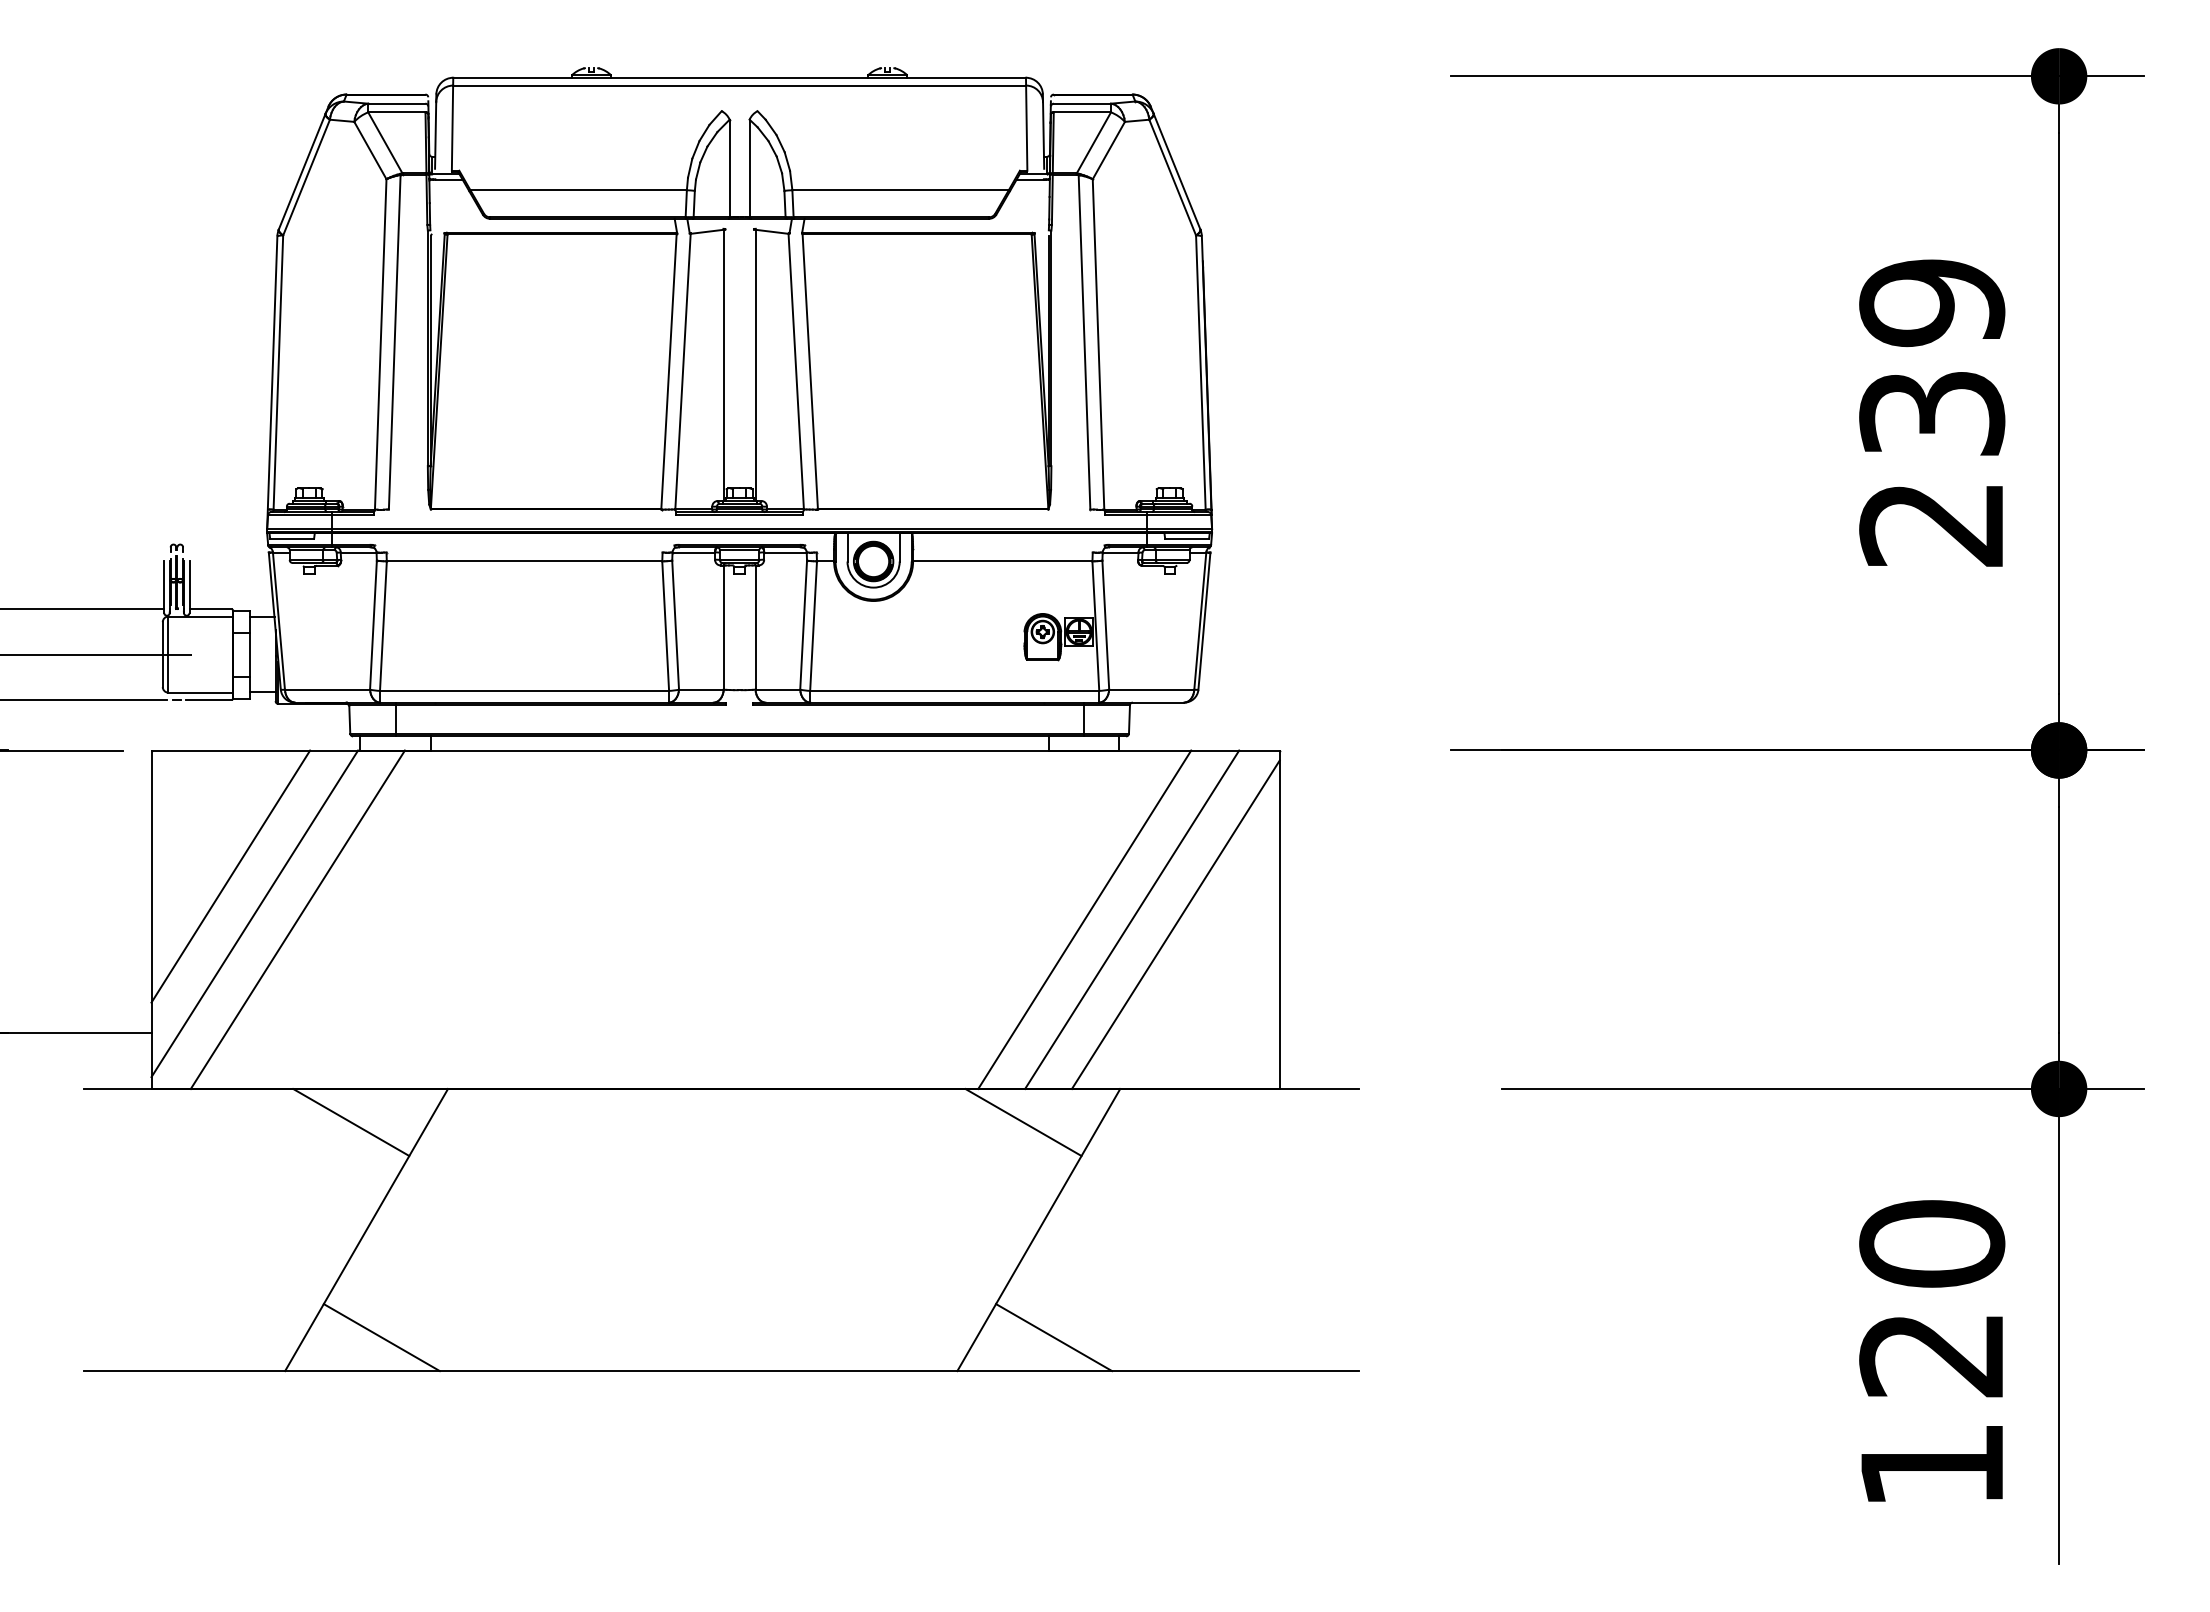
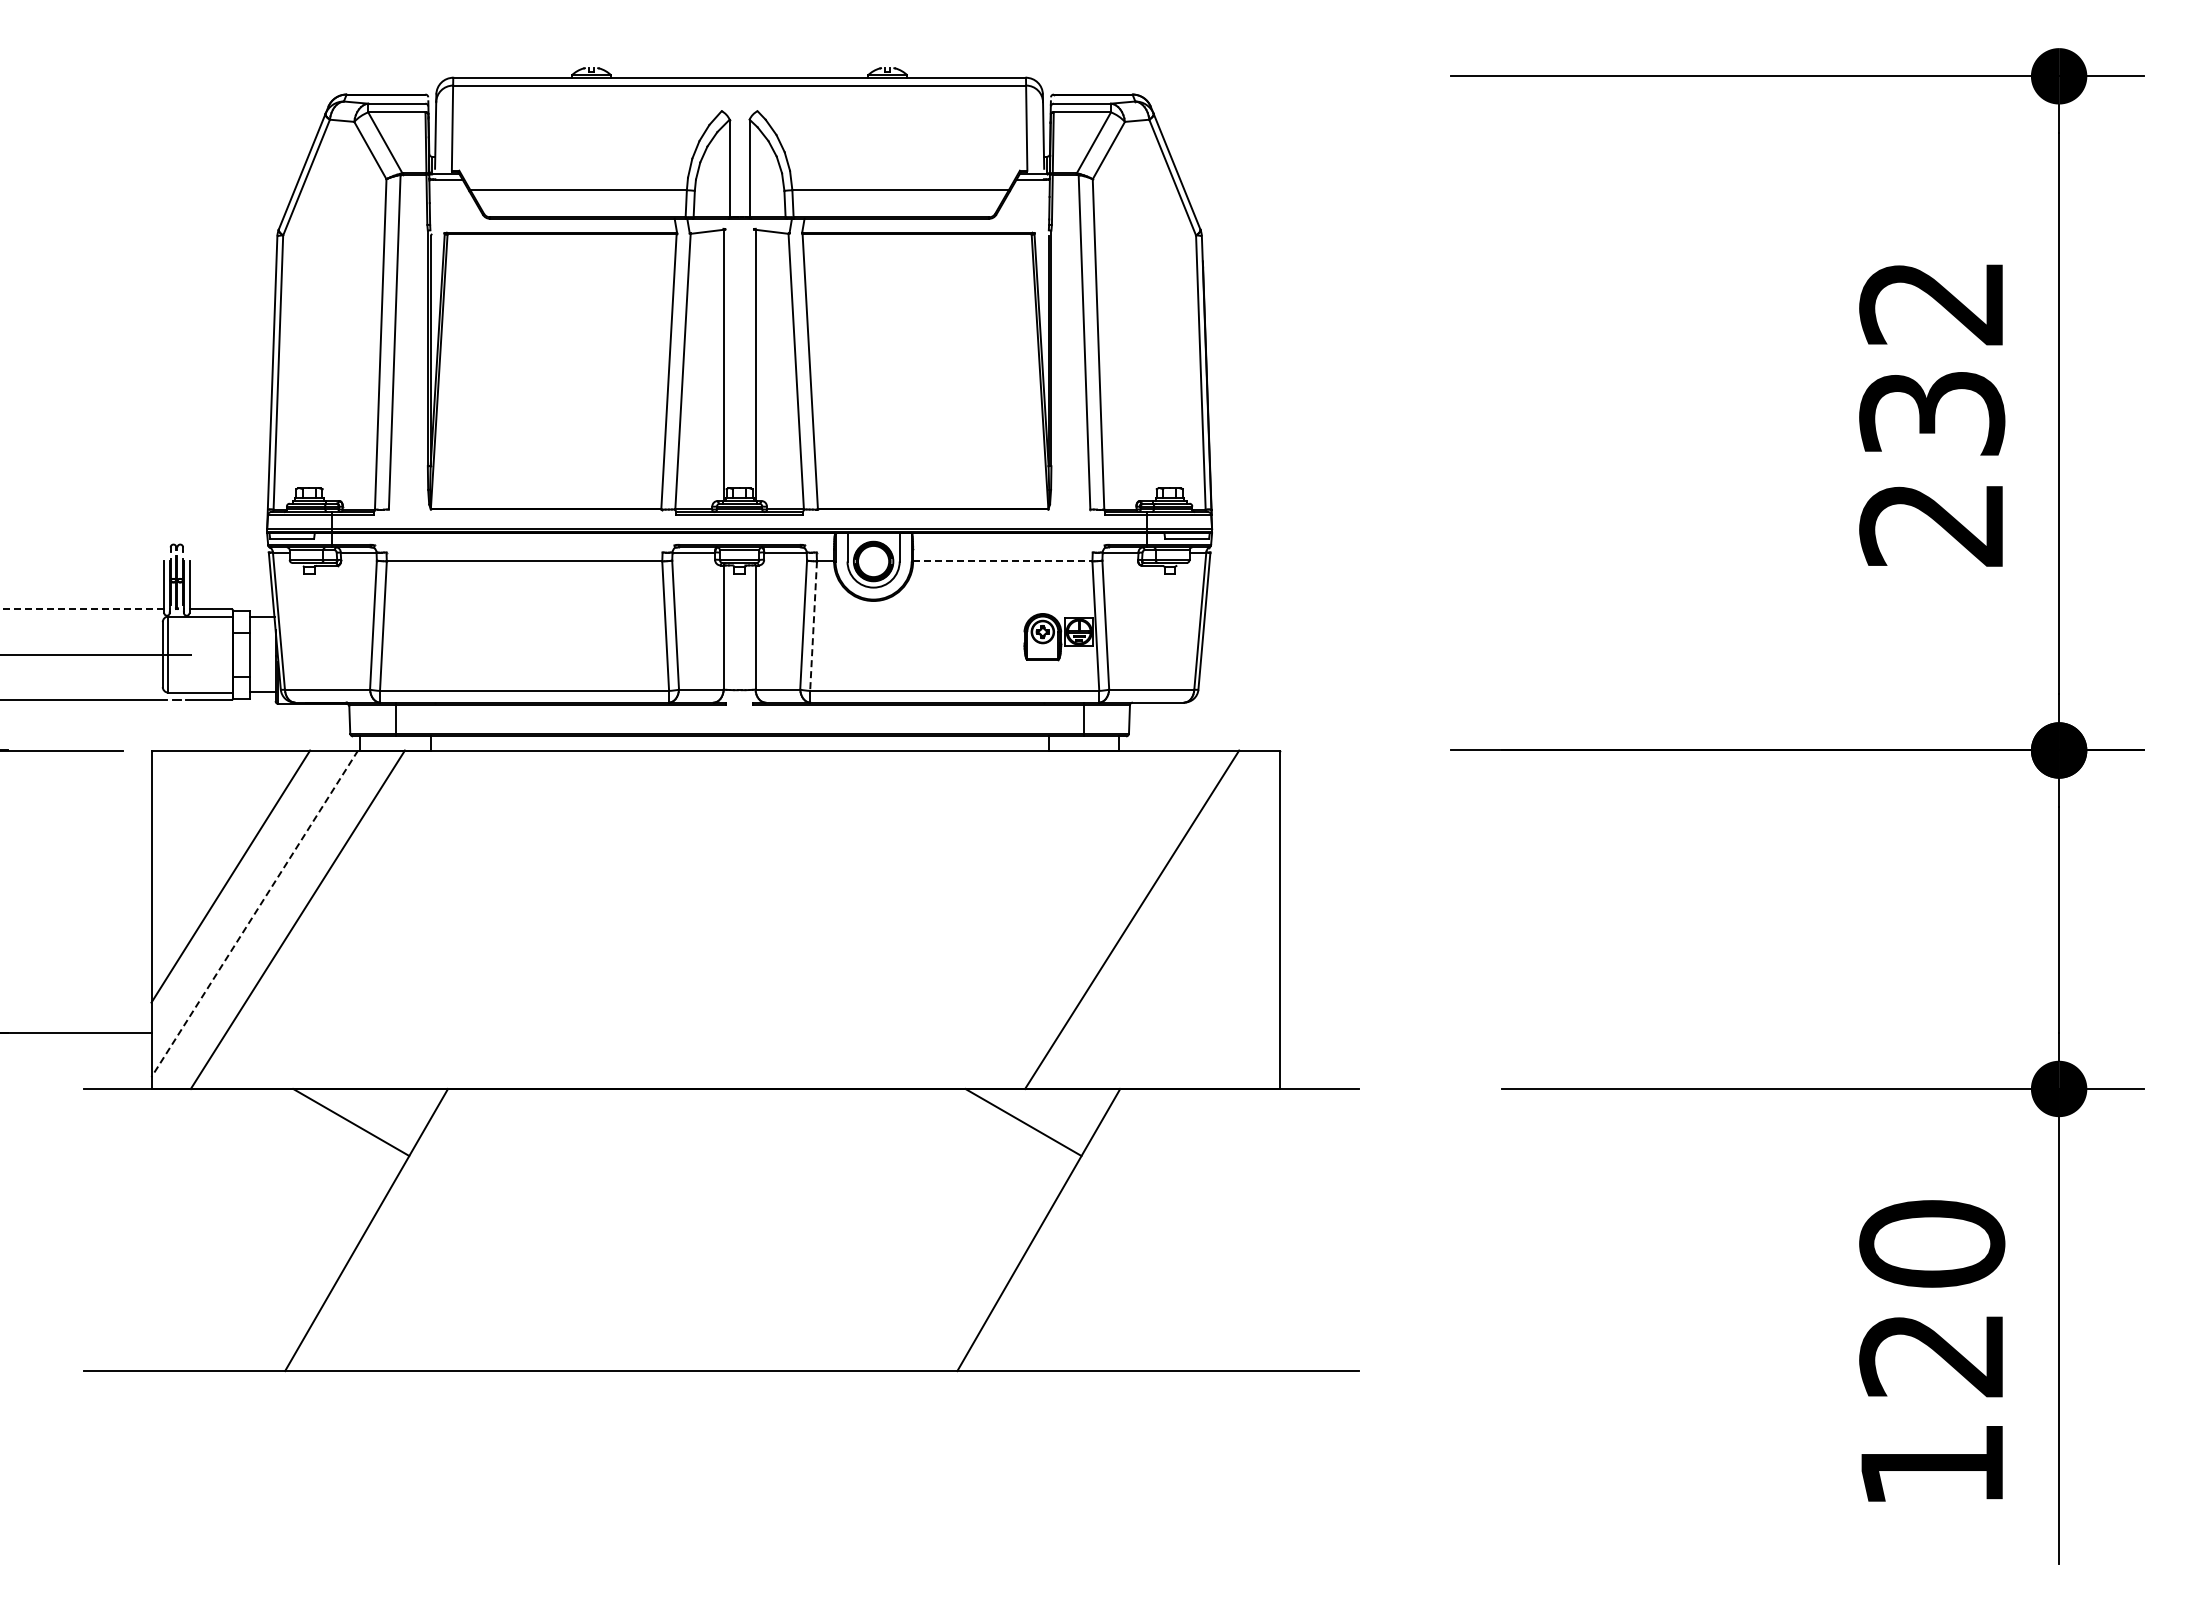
text: 239 -> 232 (1932, 303)
line: solid -> dashed (1002, 561)
line: solid -> dashed (82, 609)
line: solid -> dashed (813, 626)
line: solid -> dashed (254, 914)
line: present -> none (1084, 919)
line: present -> none (1175, 924)
line: present -> none (381, 1337)
line: present -> none (1054, 1337)
